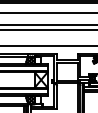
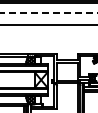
line: solid -> dashed (48, 12)
line: present -> none (48, 29)
line: present -> none (48, 46)
